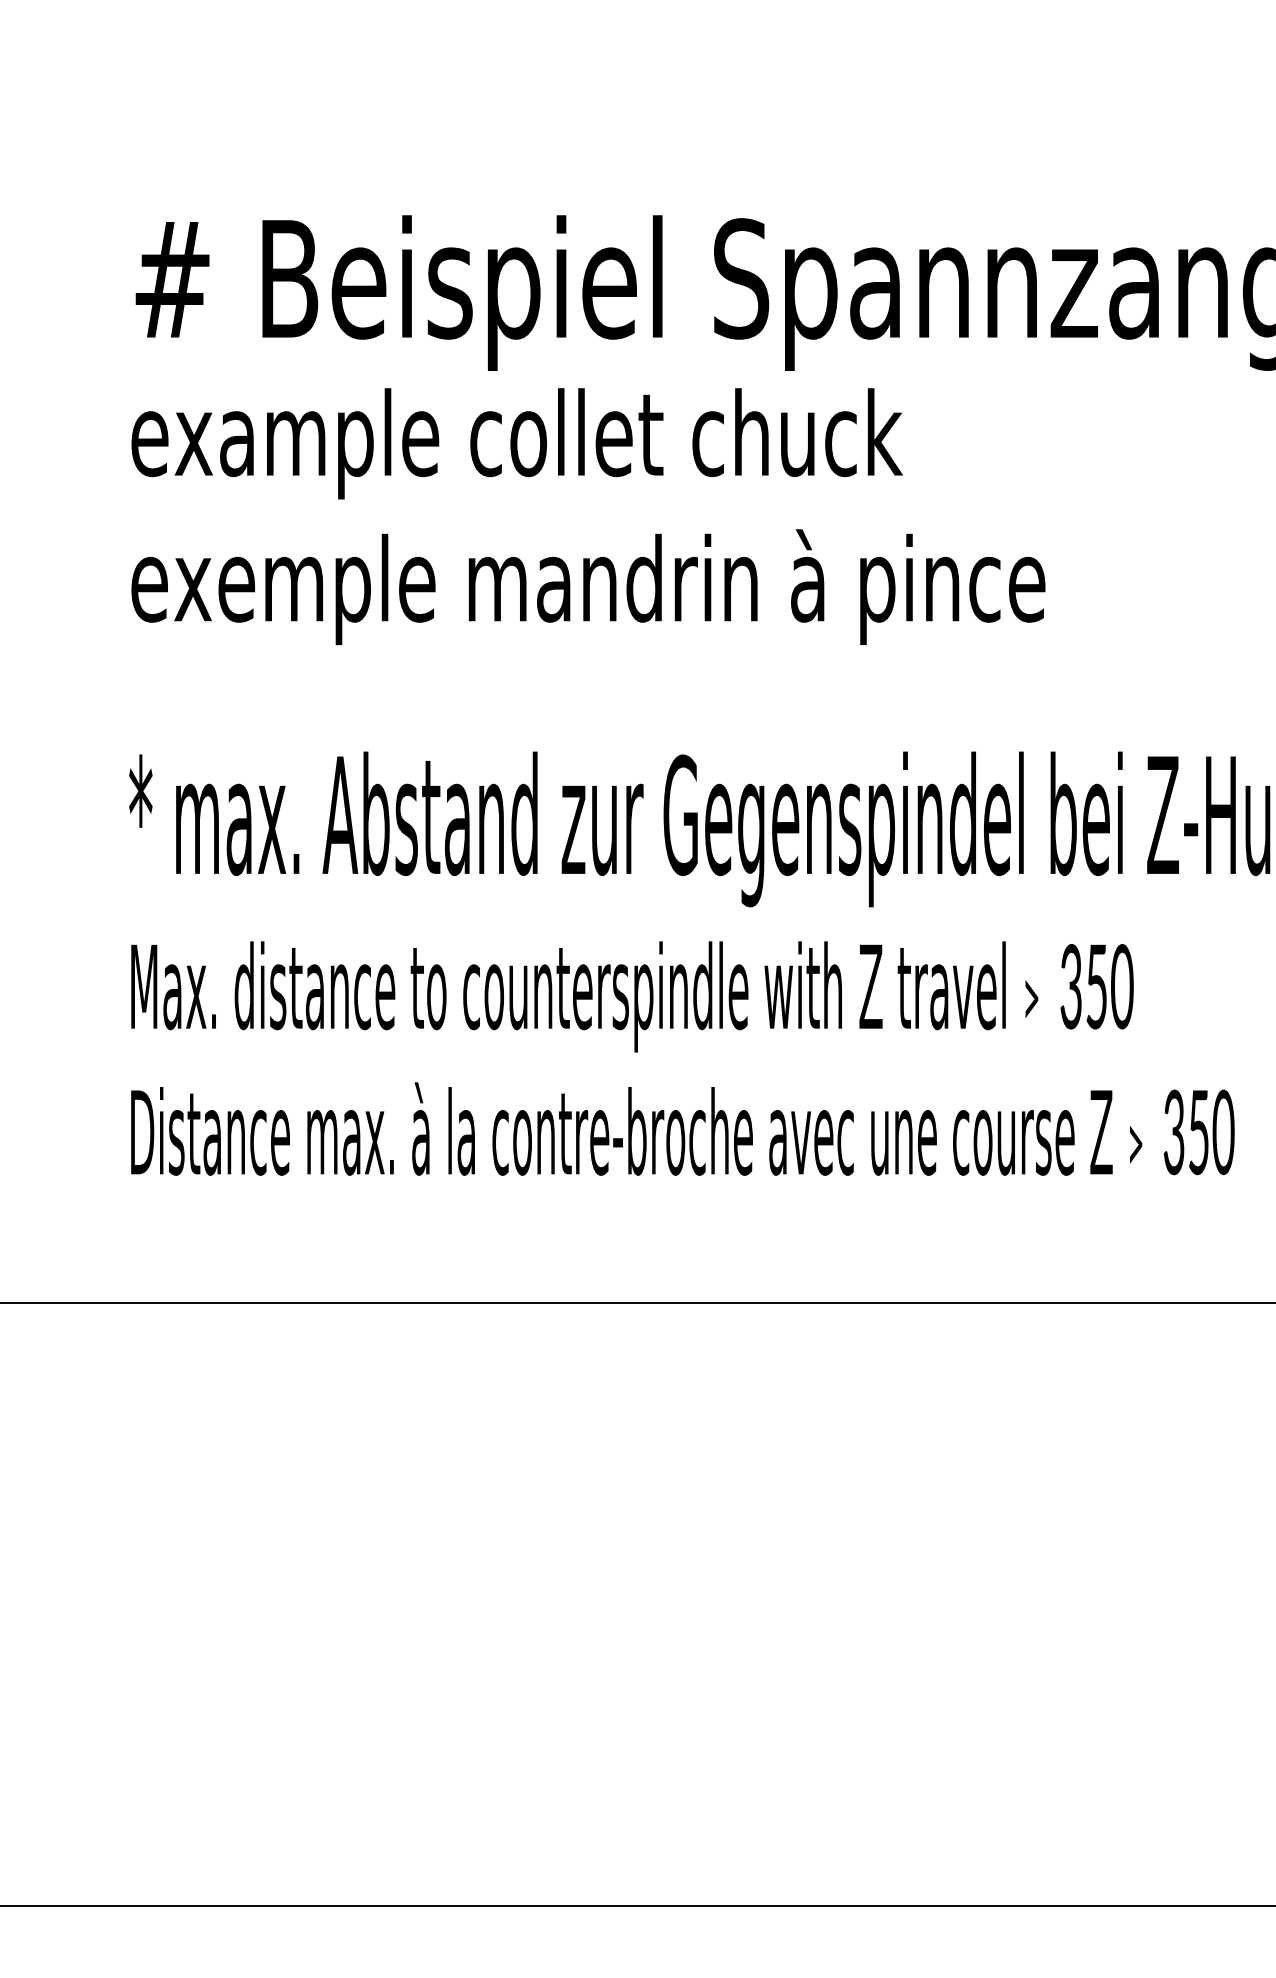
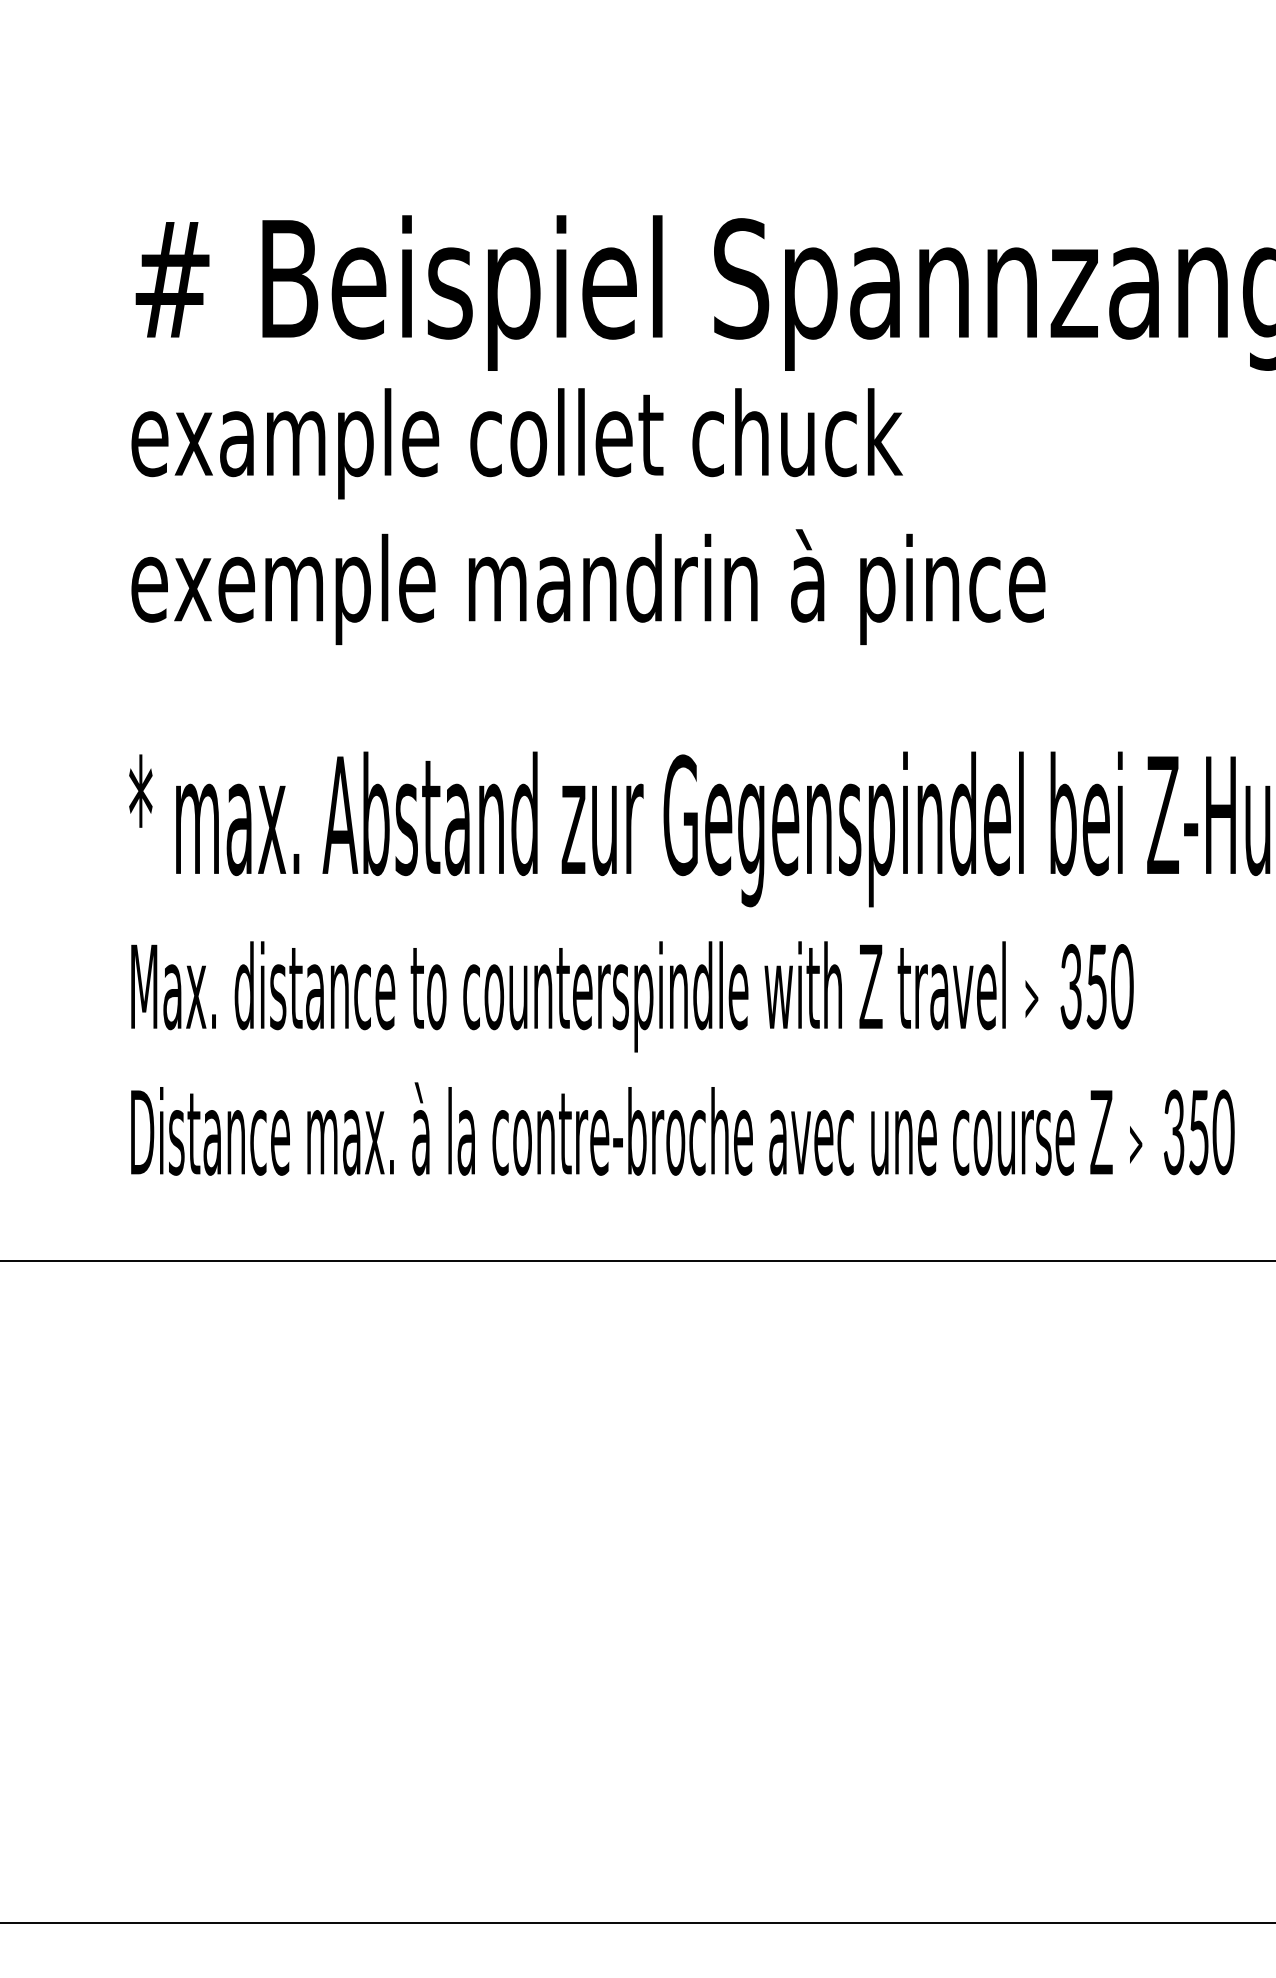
line position: (637, 1302) -> (637, 1260) (637, 1260)
line position: (637, 1906) -> (637, 1923) (637, 1923)
